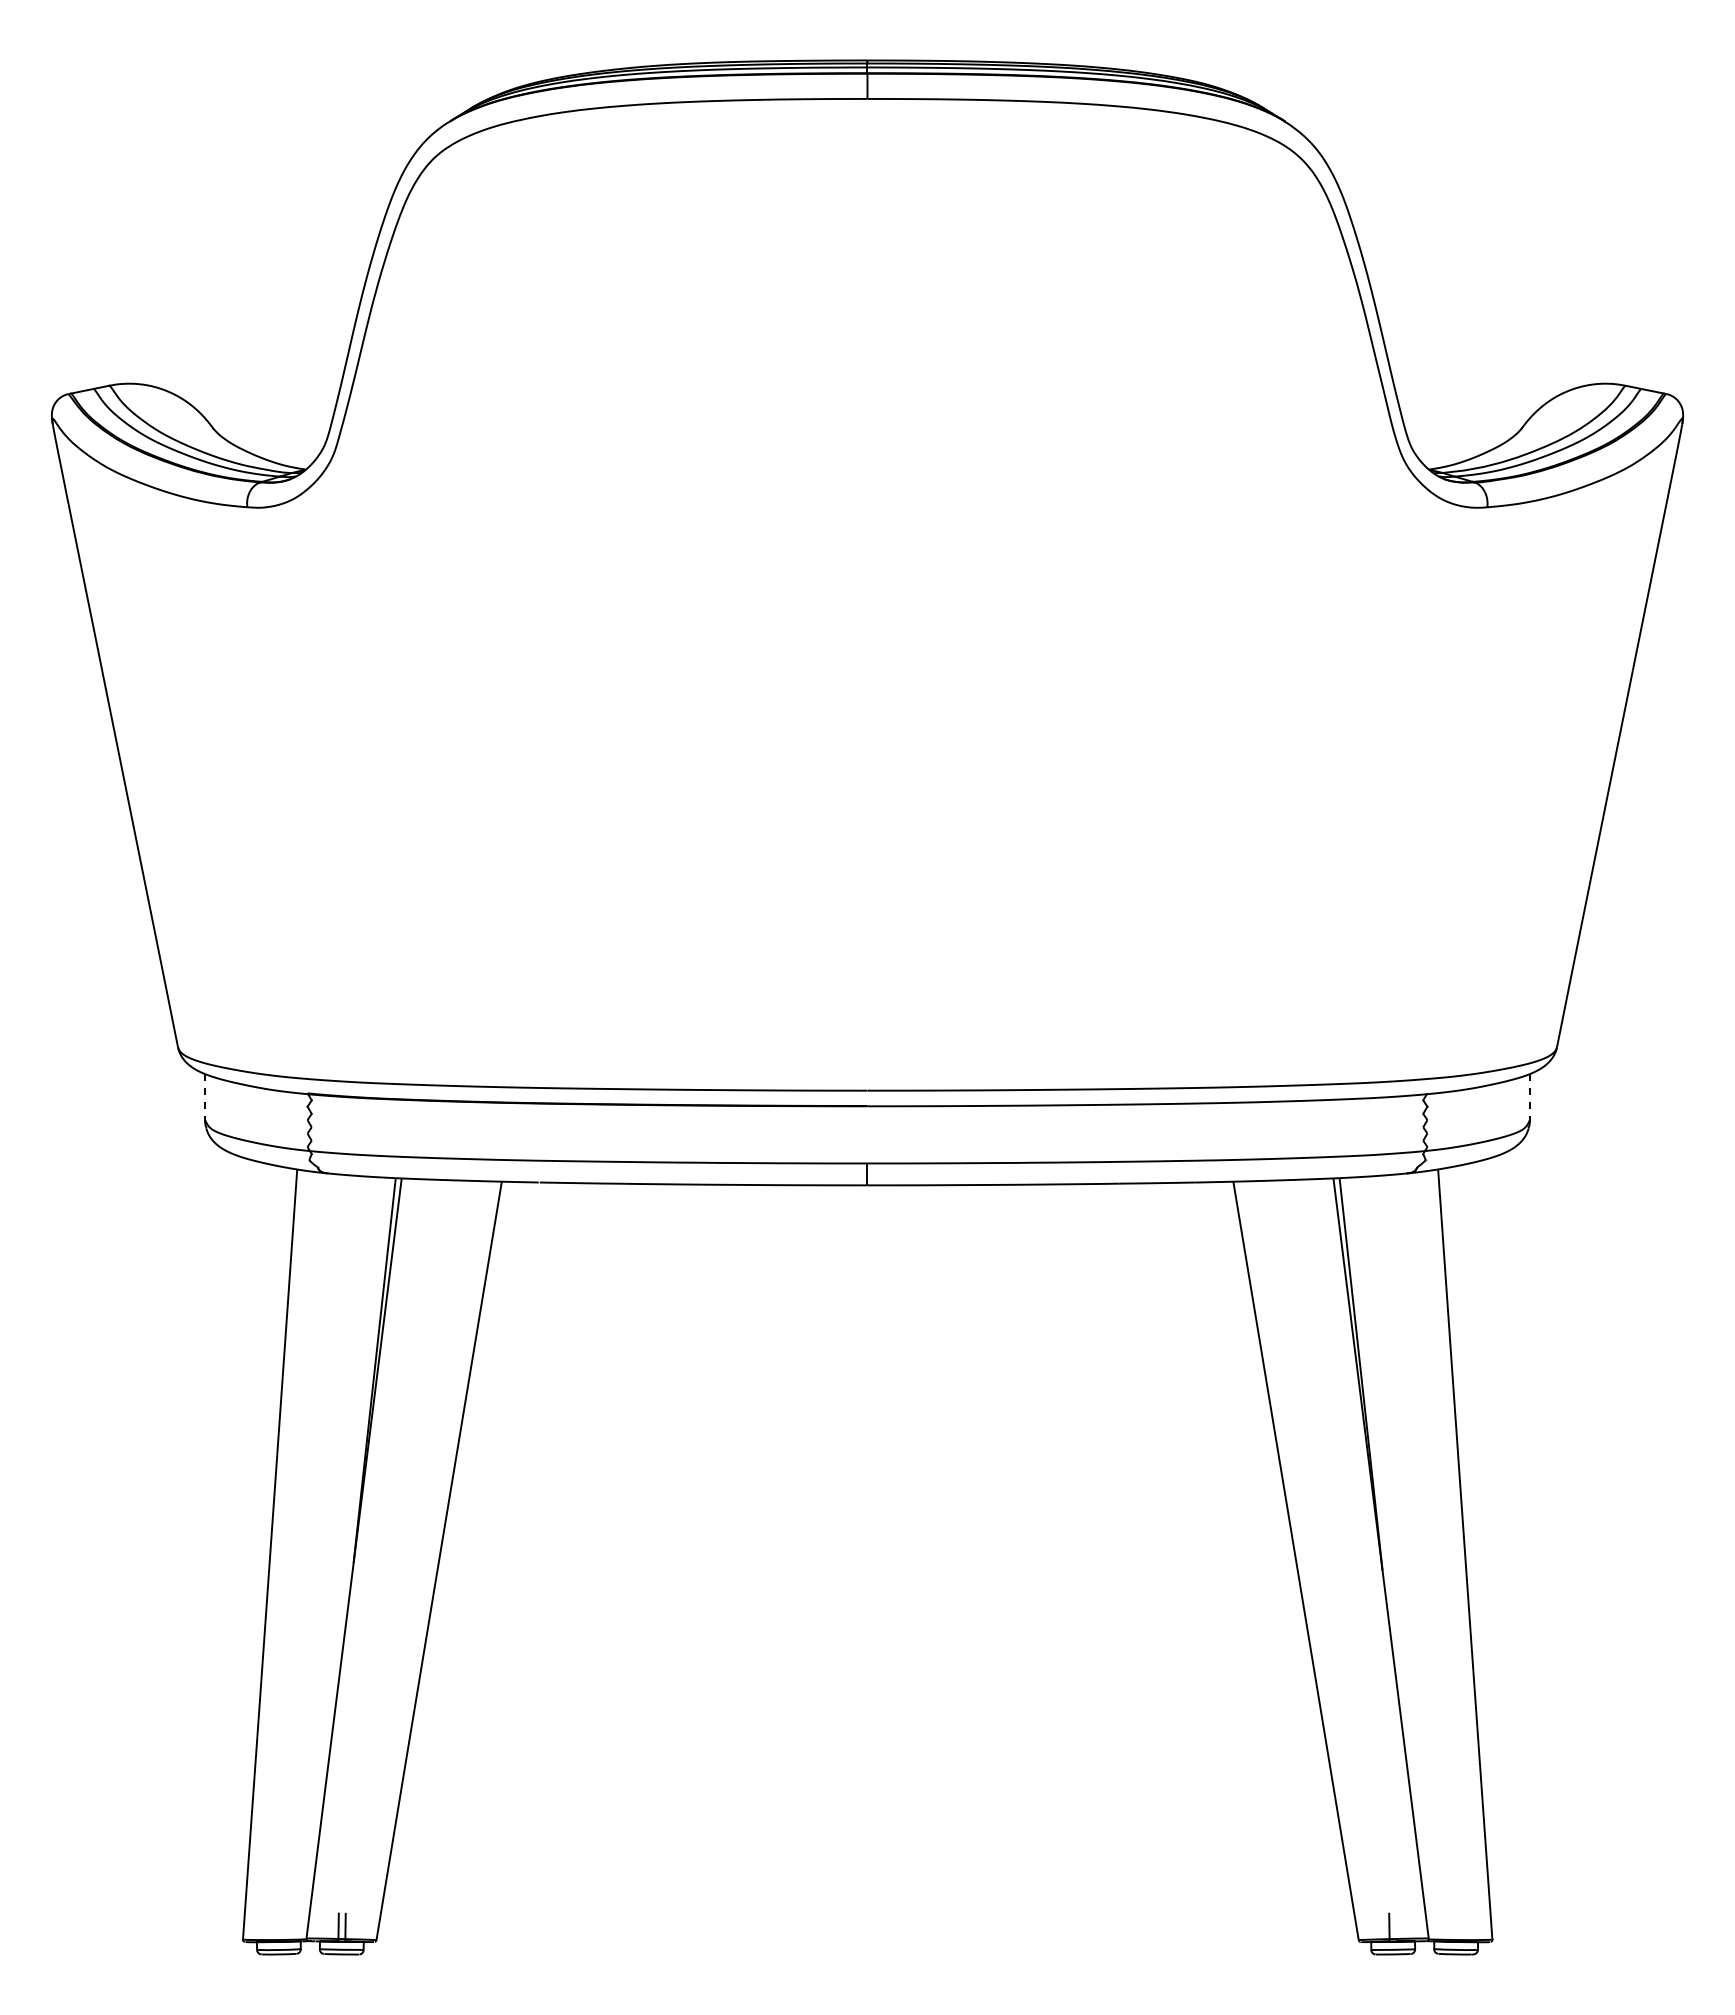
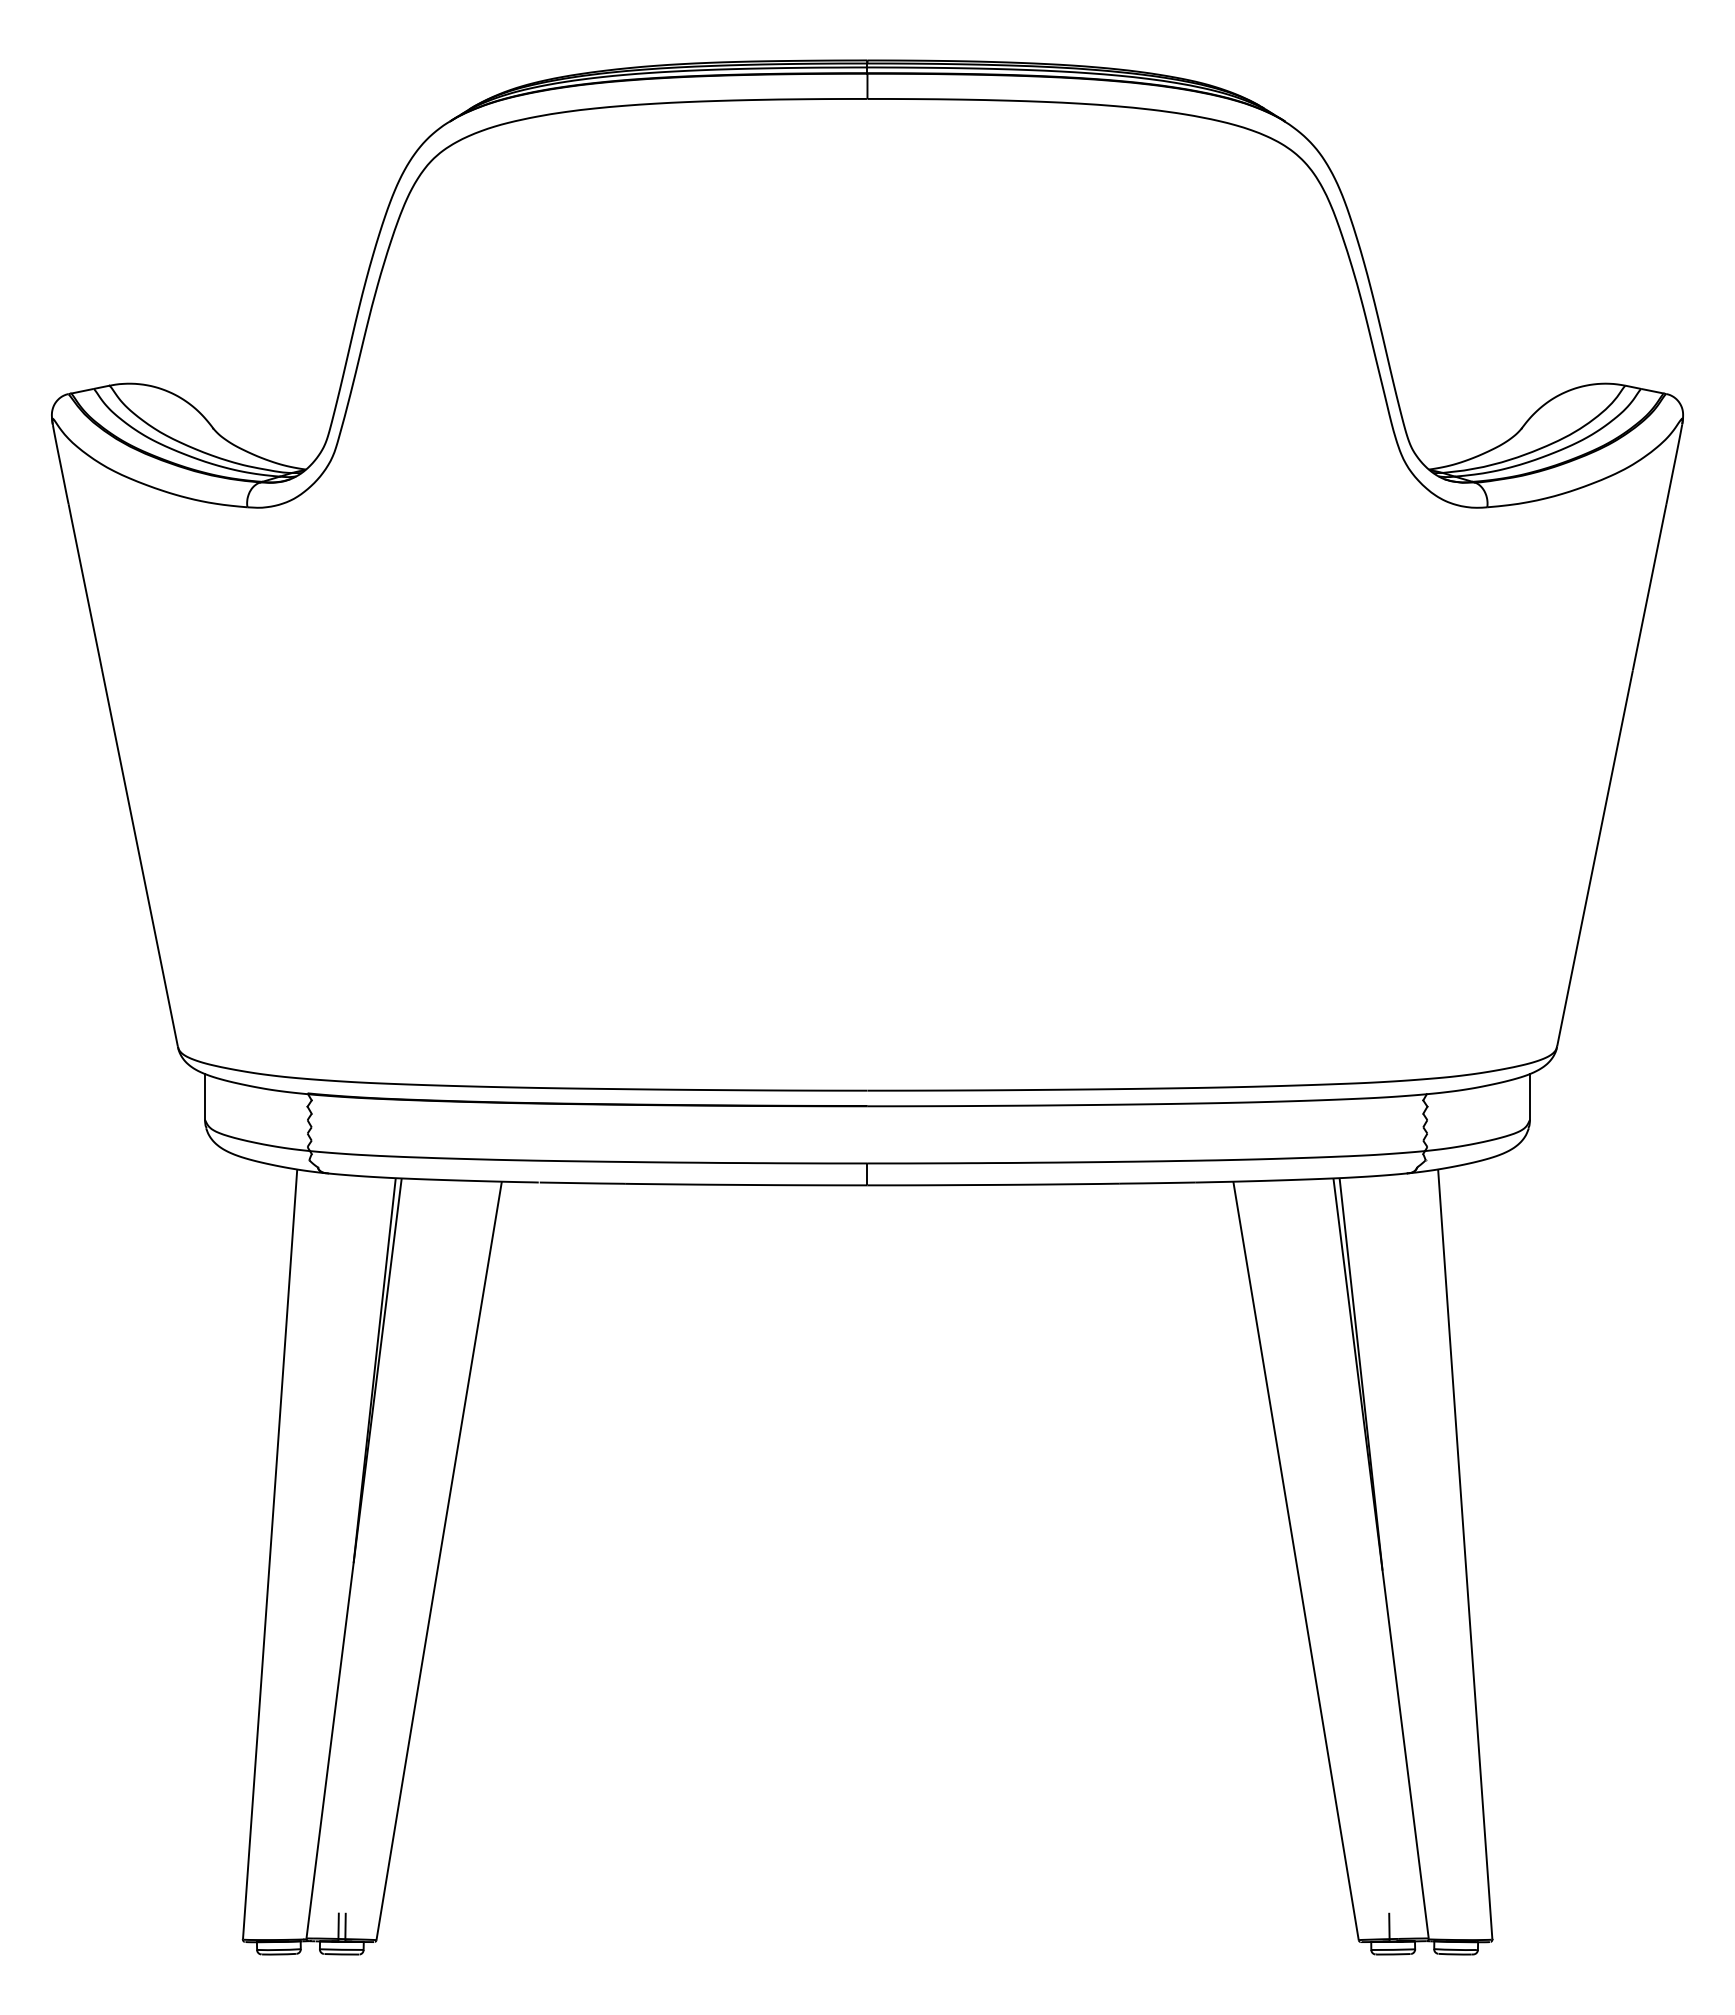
line: dashed -> solid (205, 1097)
line: dashed -> solid (1529, 1097)
